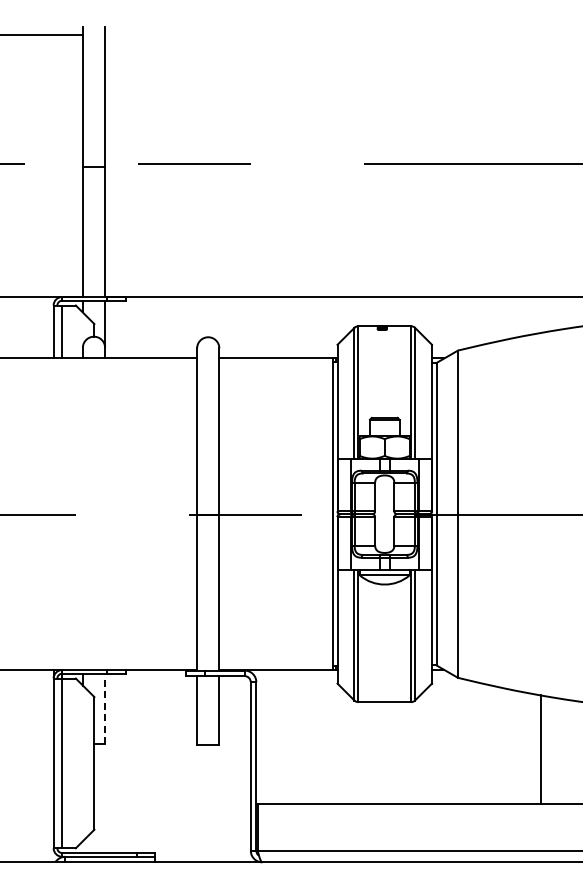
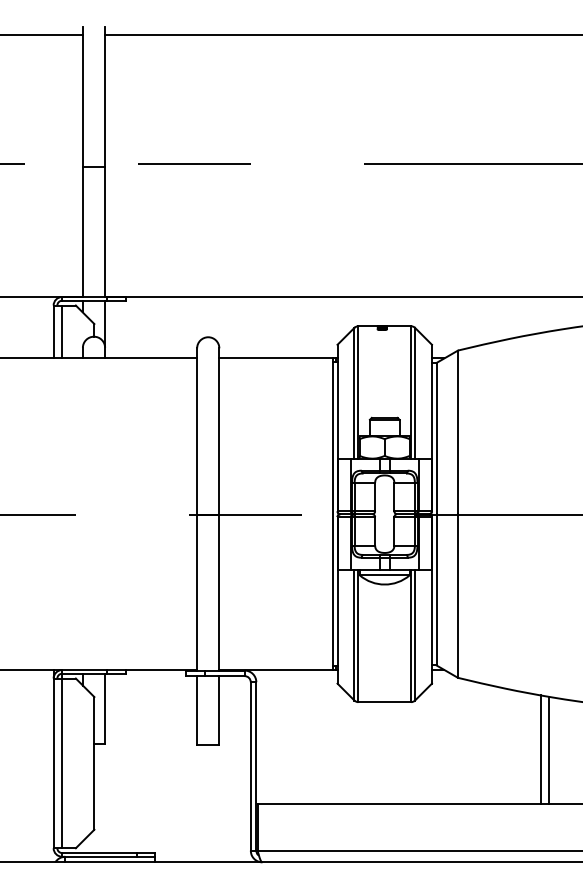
line: none -> present (341, 35)
line: dashed -> solid (105, 708)
line: none -> present (549, 749)
